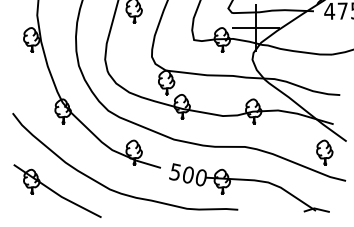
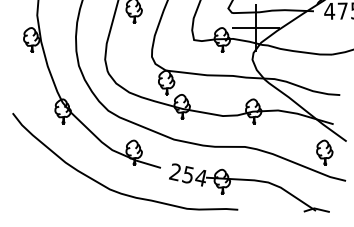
text: 500 -> 254 (187, 174)
part: present -> none (57, 190)
